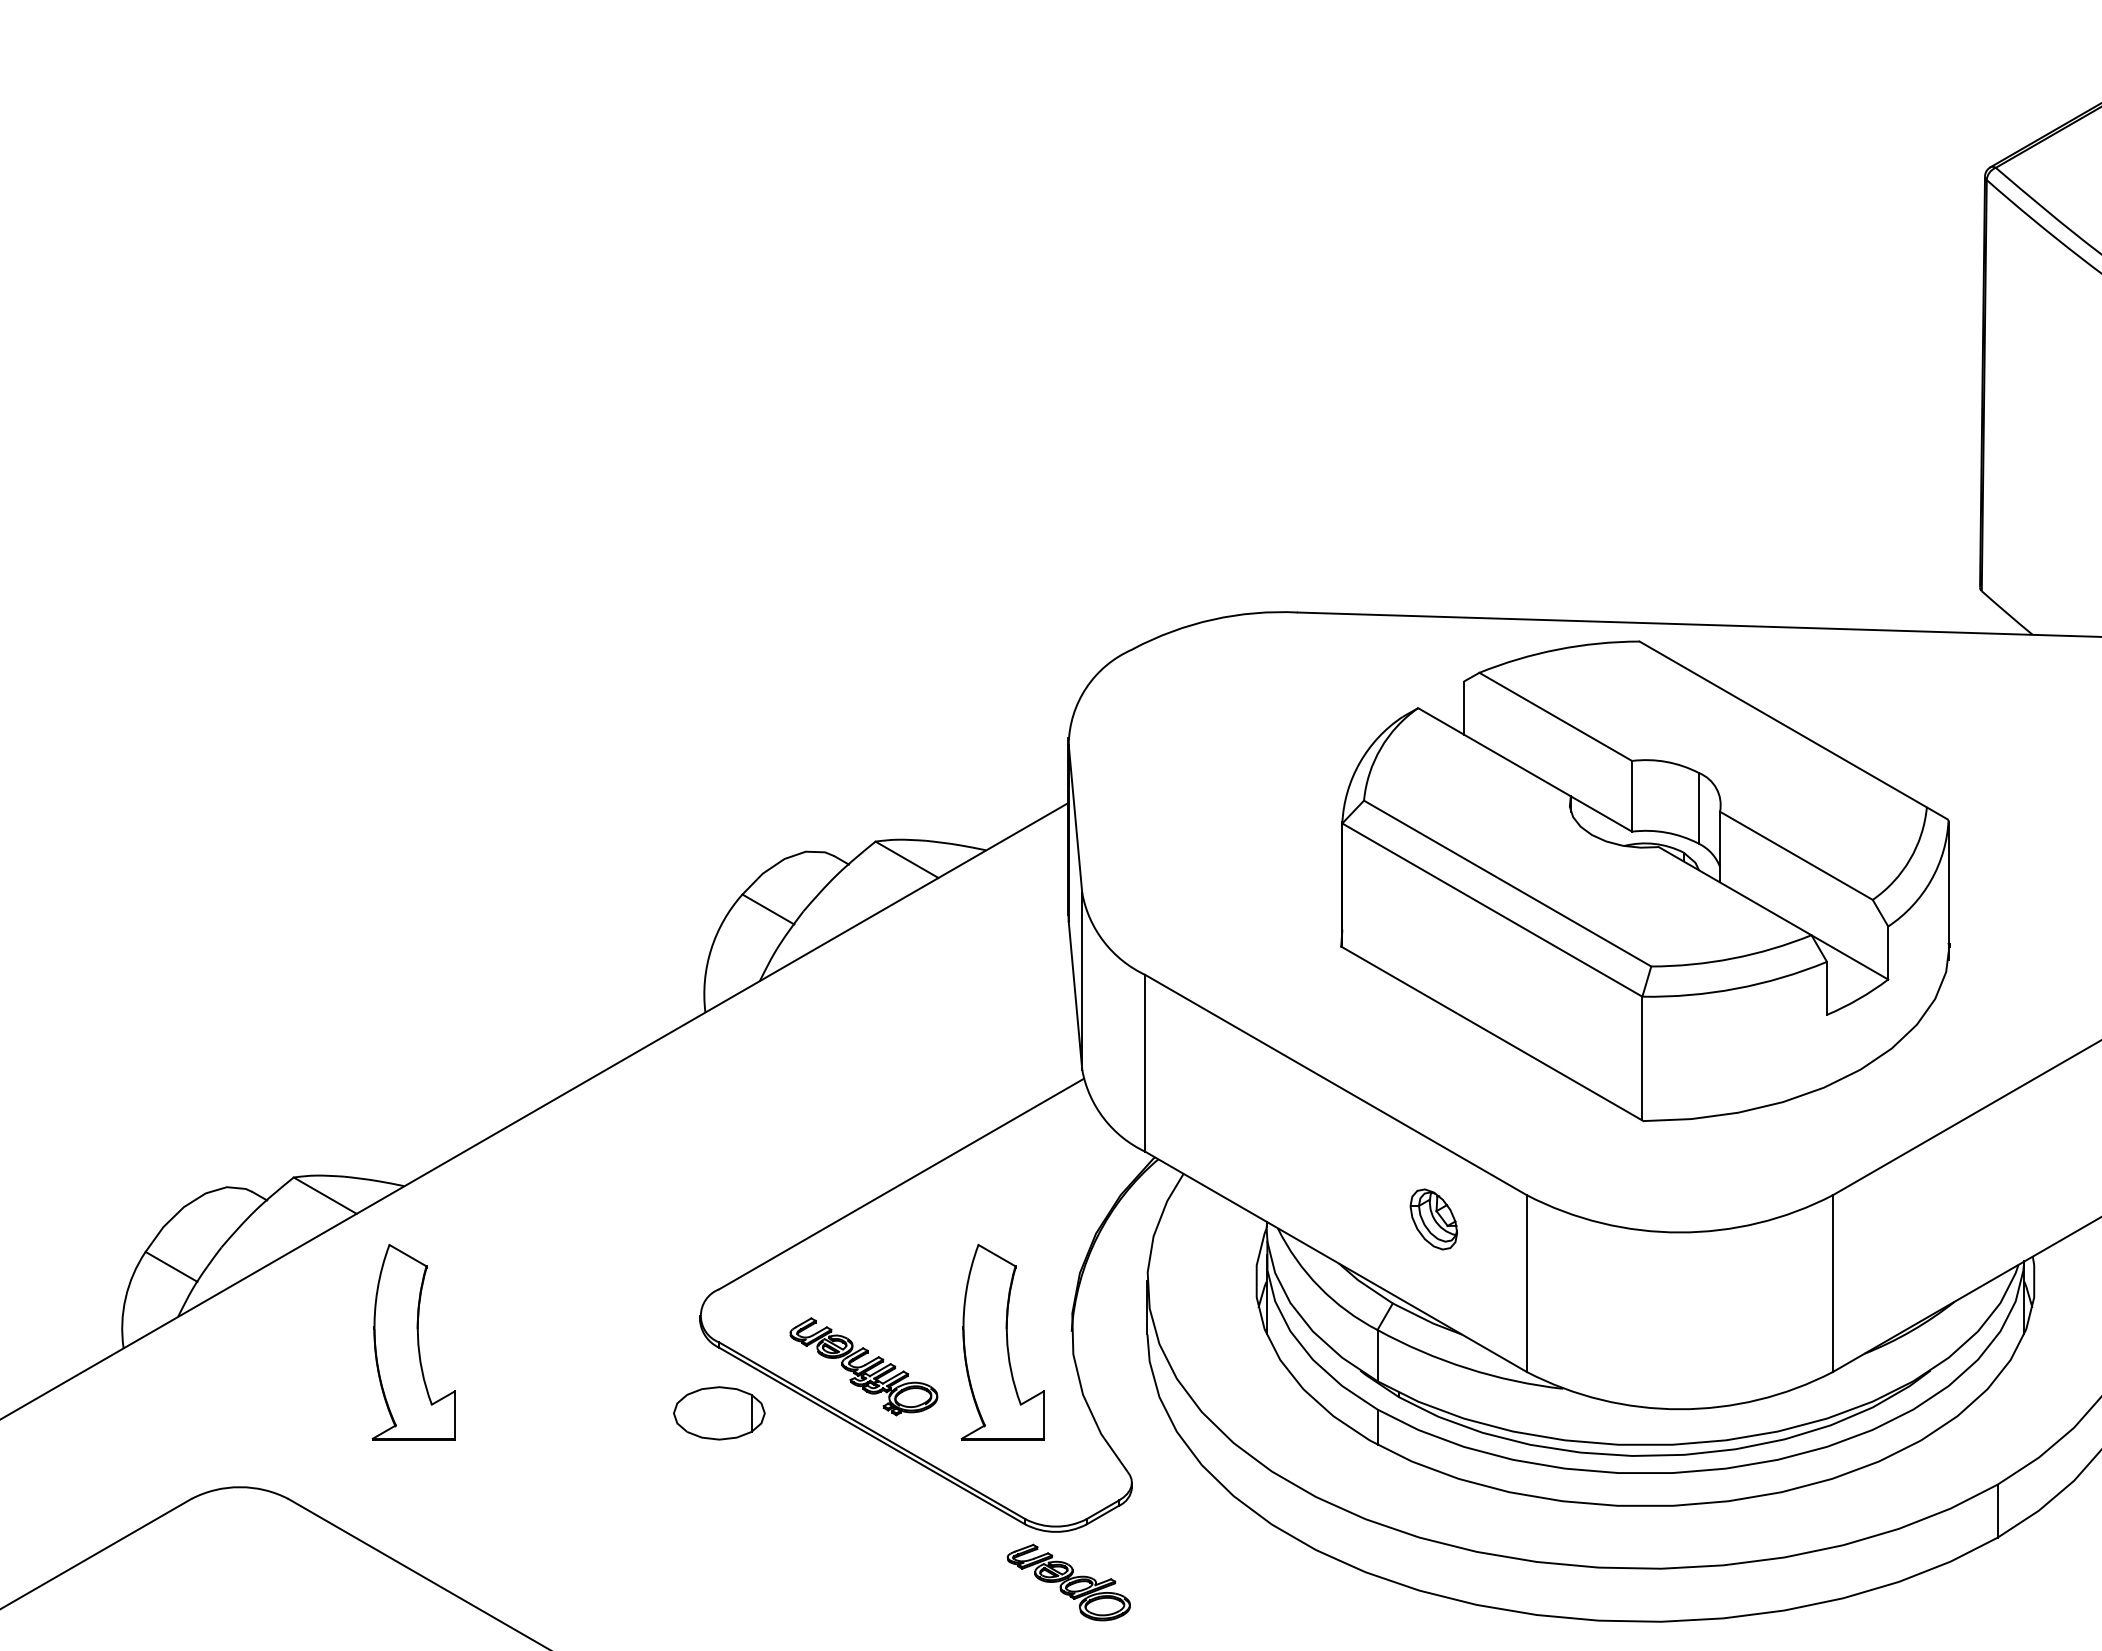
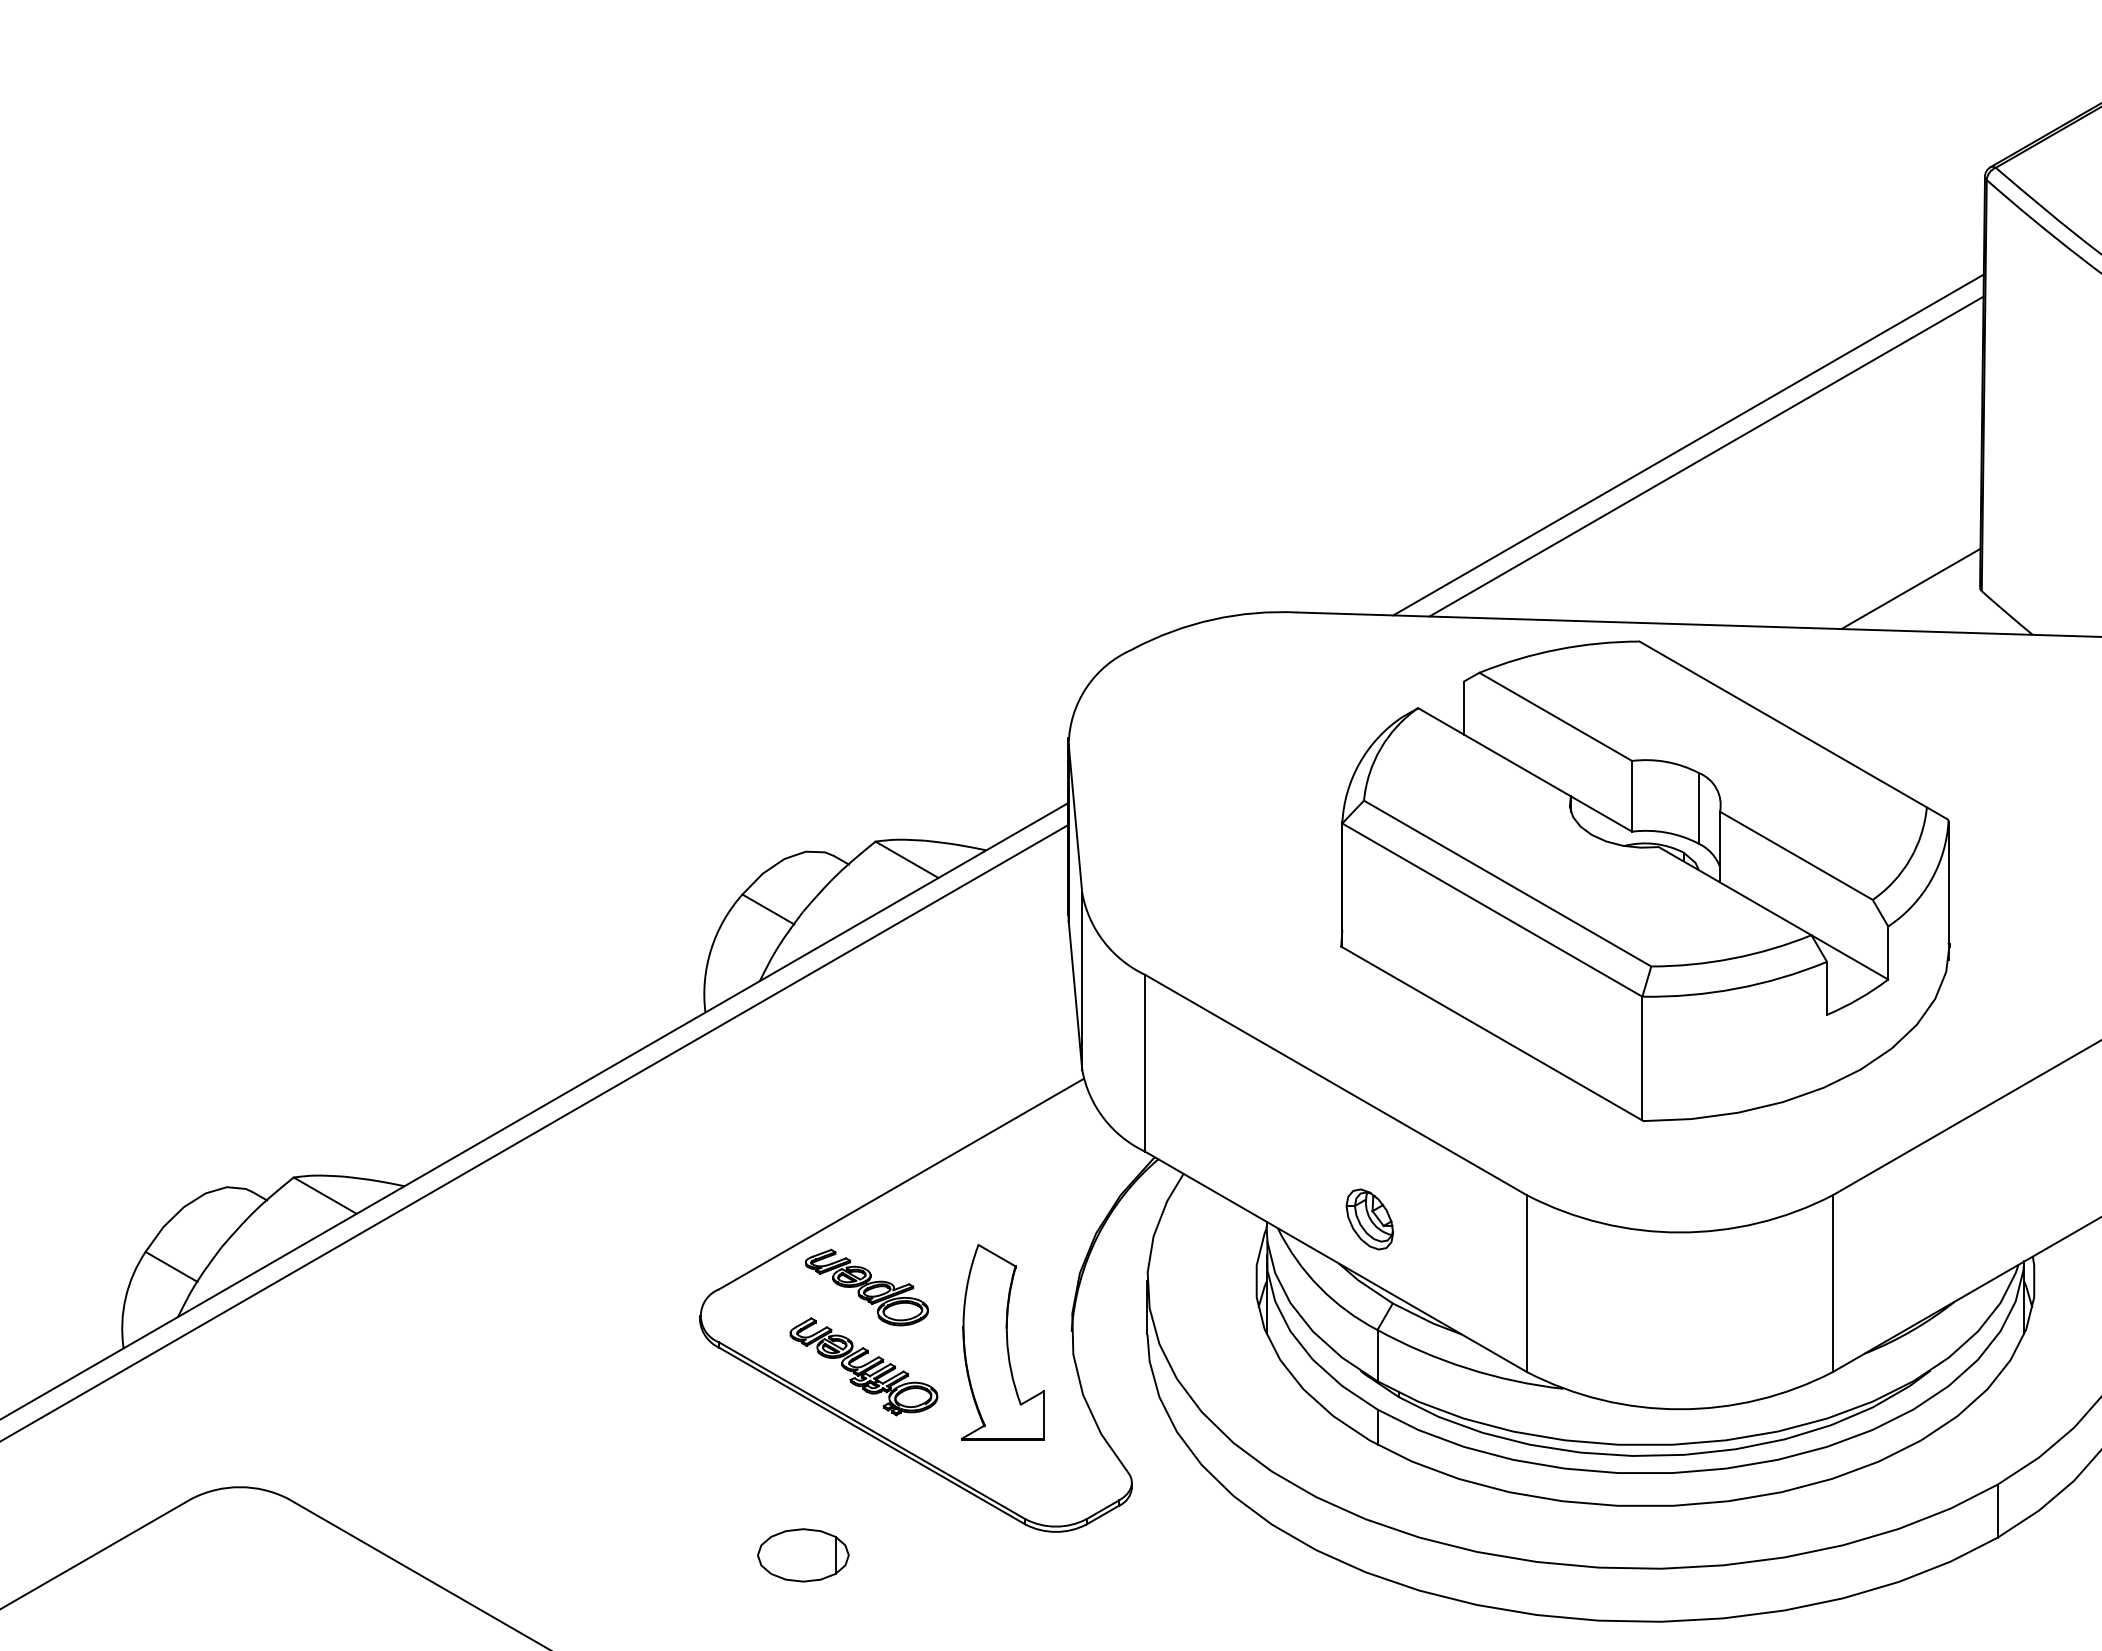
line: none -> present (1688, 444)
line: none -> present (1706, 456)
line: none -> present (1910, 588)
line: none -> present (535, 1132)
part position: (1433, 1219) -> (1369, 1219) (1369, 1219)
part: present -> none (413, 1341)
part position: (719, 1413) -> (803, 1555) (803, 1555)
part position: (1068, 1582) -> (866, 1287) (866, 1287)
